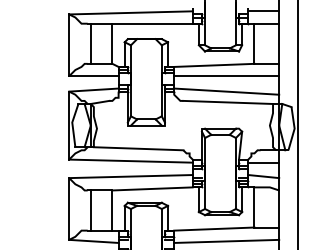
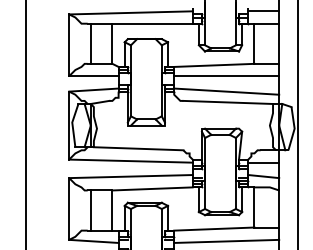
line: none -> present (25, 124)
